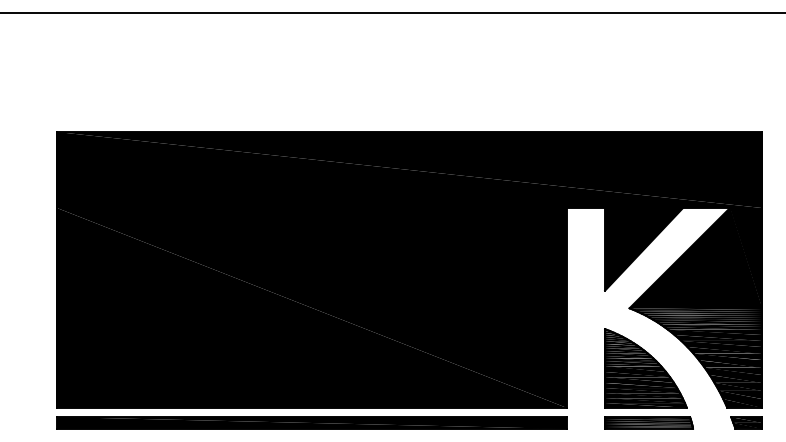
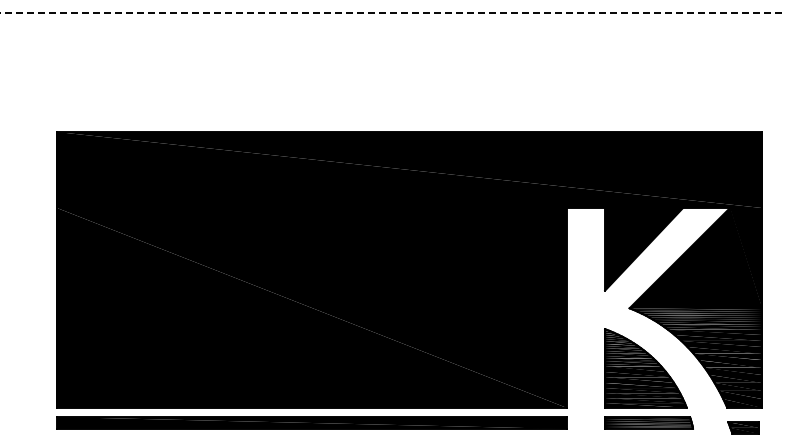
line: solid -> dashed (393, 13)
part position: (746, 422) -> (743, 427) (743, 427)
